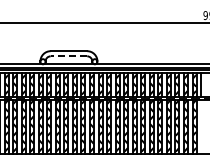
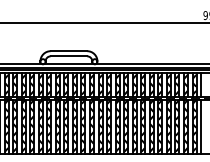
line: dashed -> solid (68, 56)
line: none -> present (201, 126)
